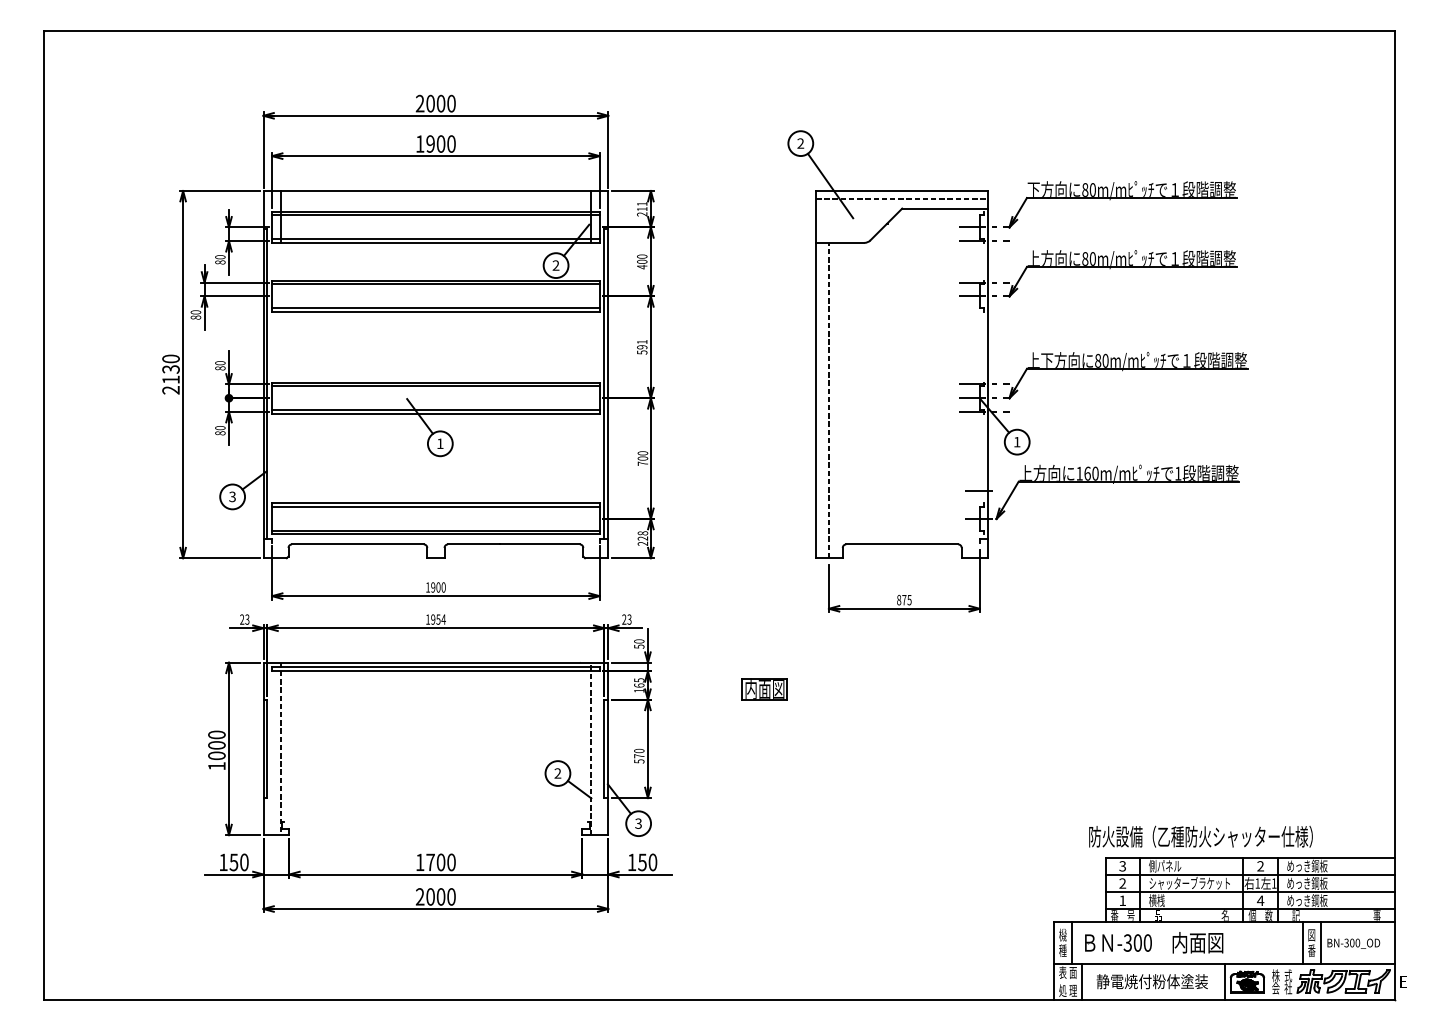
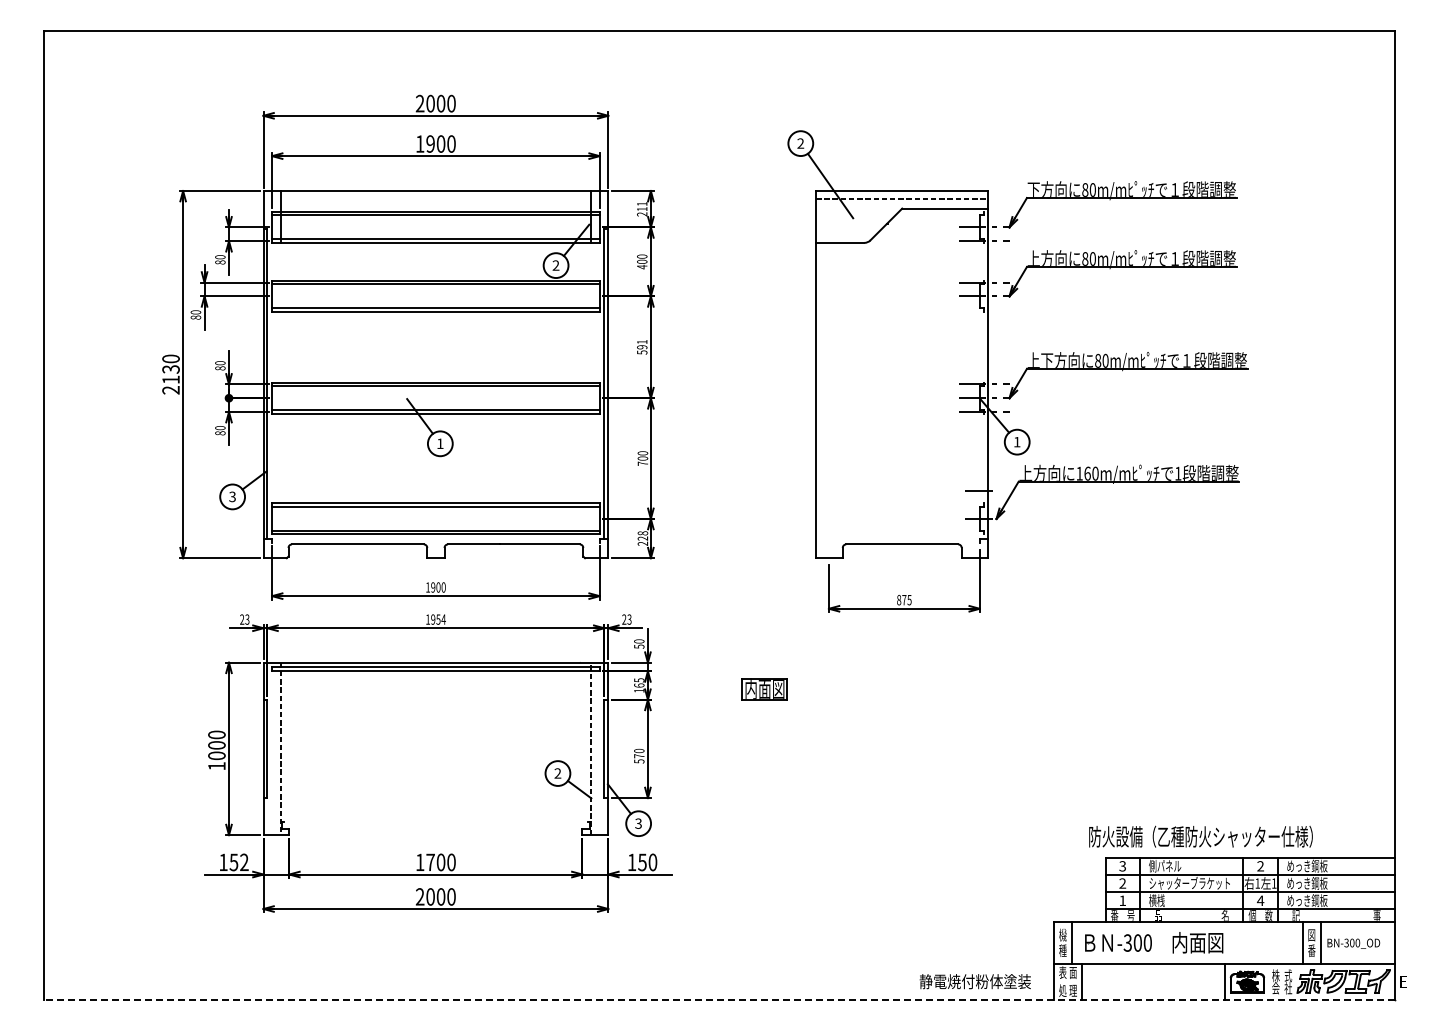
line: present -> none (828, 400)
text: 150 -> 152 (244, 862)
text position: (1151, 981) -> (974, 981) (974, 981)
line: solid -> dashed (719, 999)
